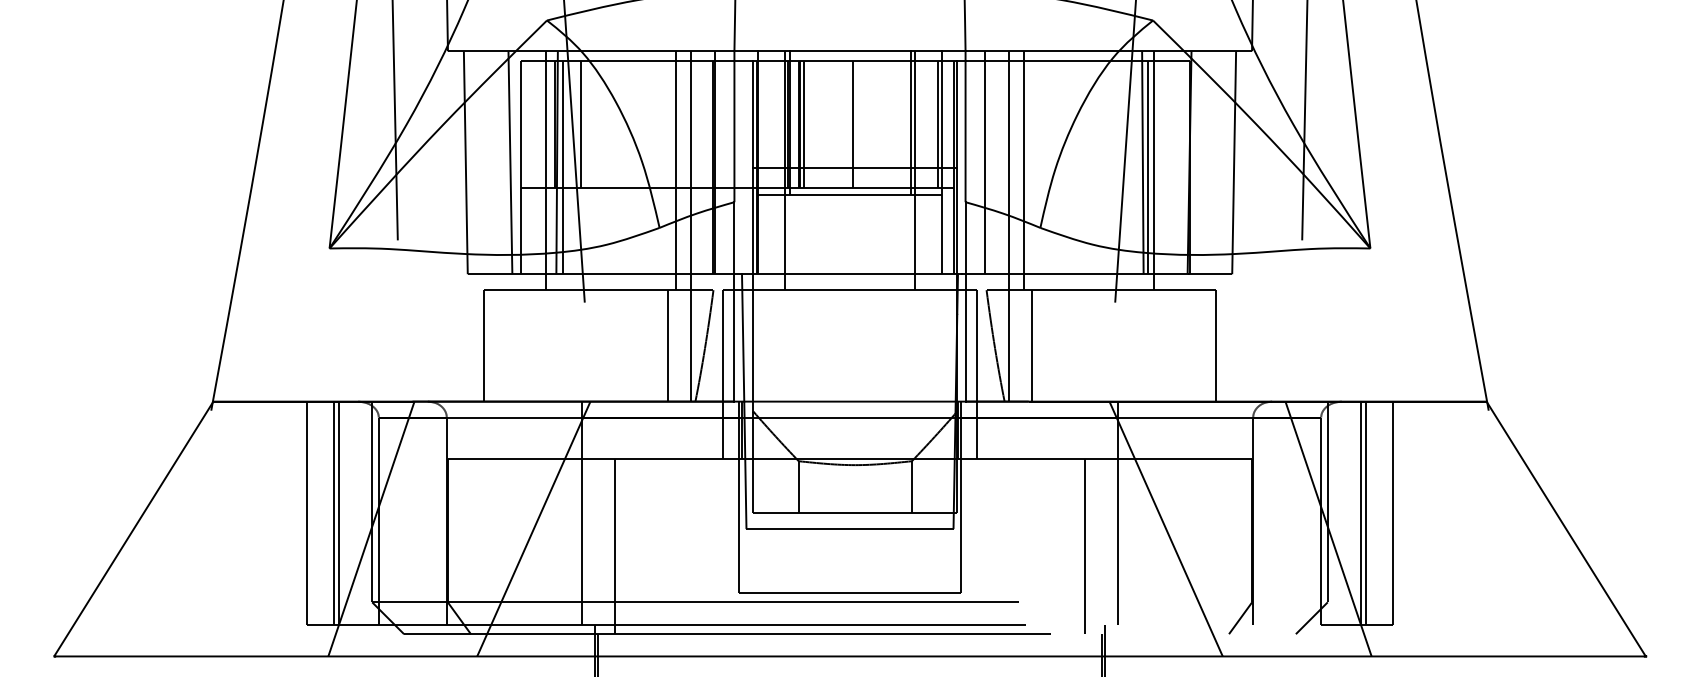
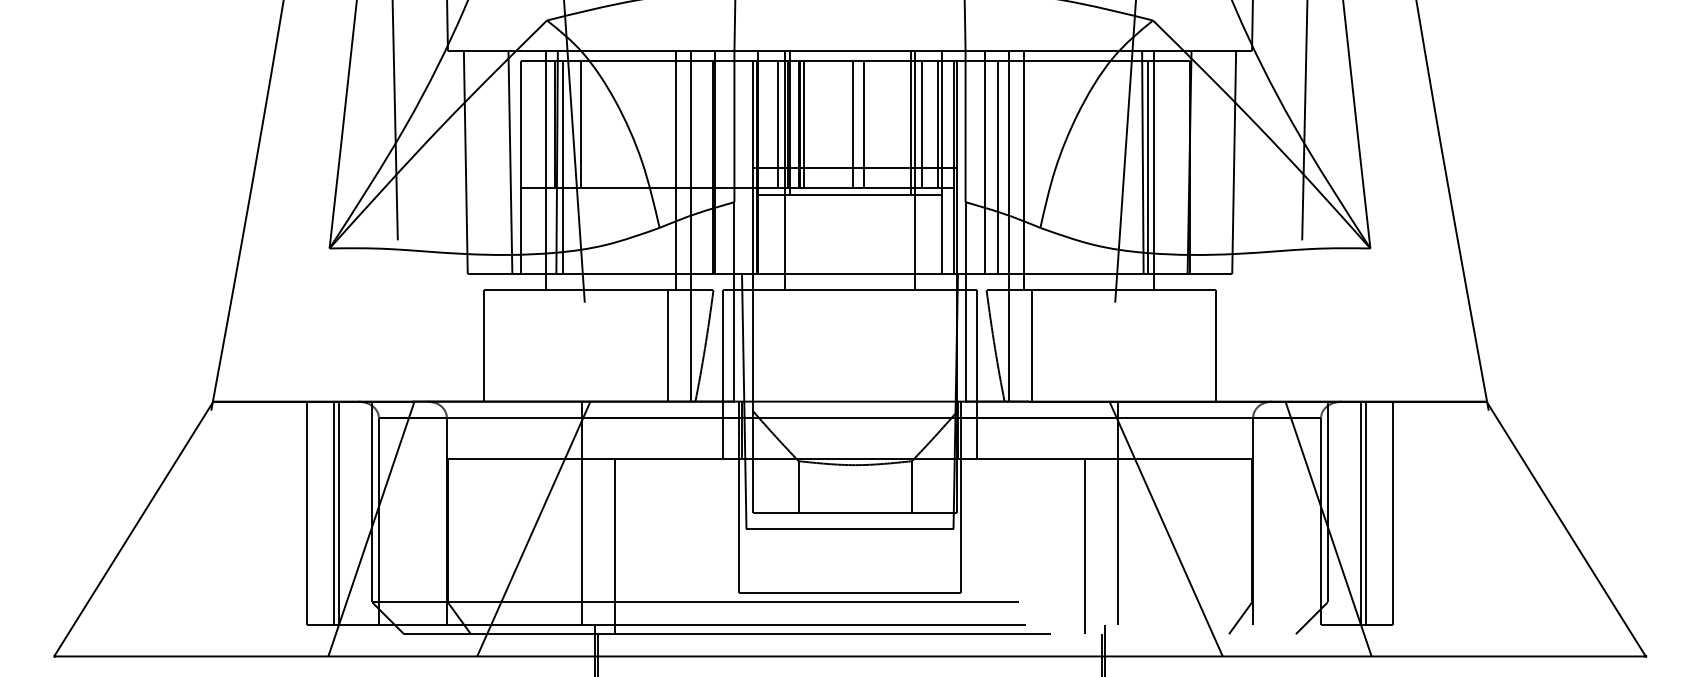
line: none -> present (777, 124)
line: none -> present (863, 124)
line: none -> present (922, 124)
line: none -> present (997, 167)
